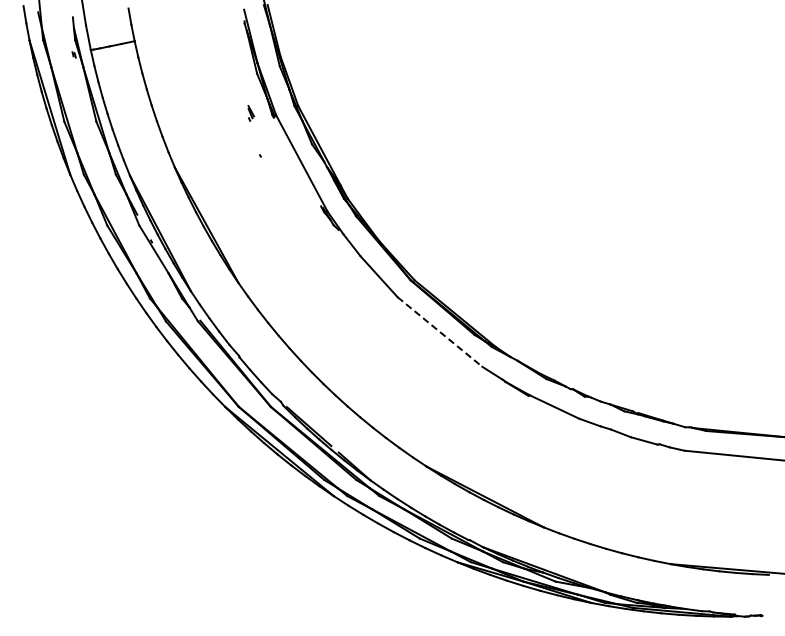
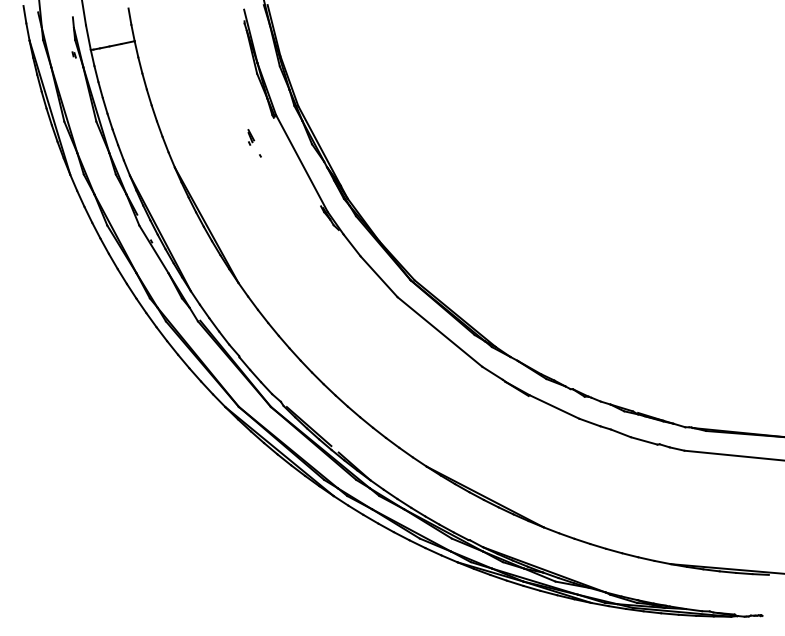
part position: (251, 113) -> (251, 137) (251, 137)
line: dashed -> solid (439, 332)
